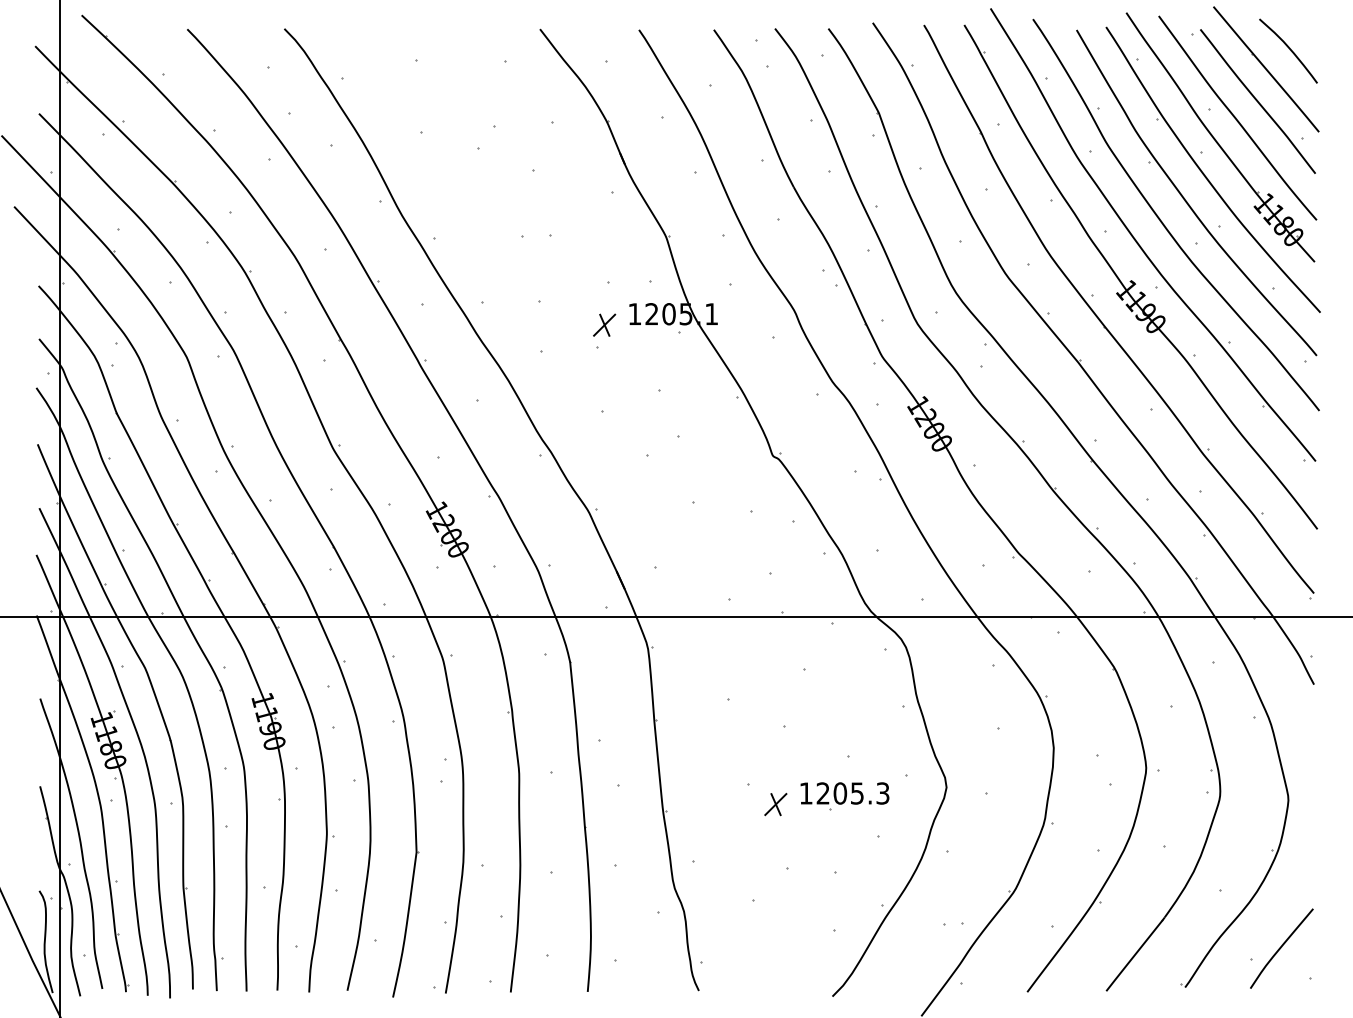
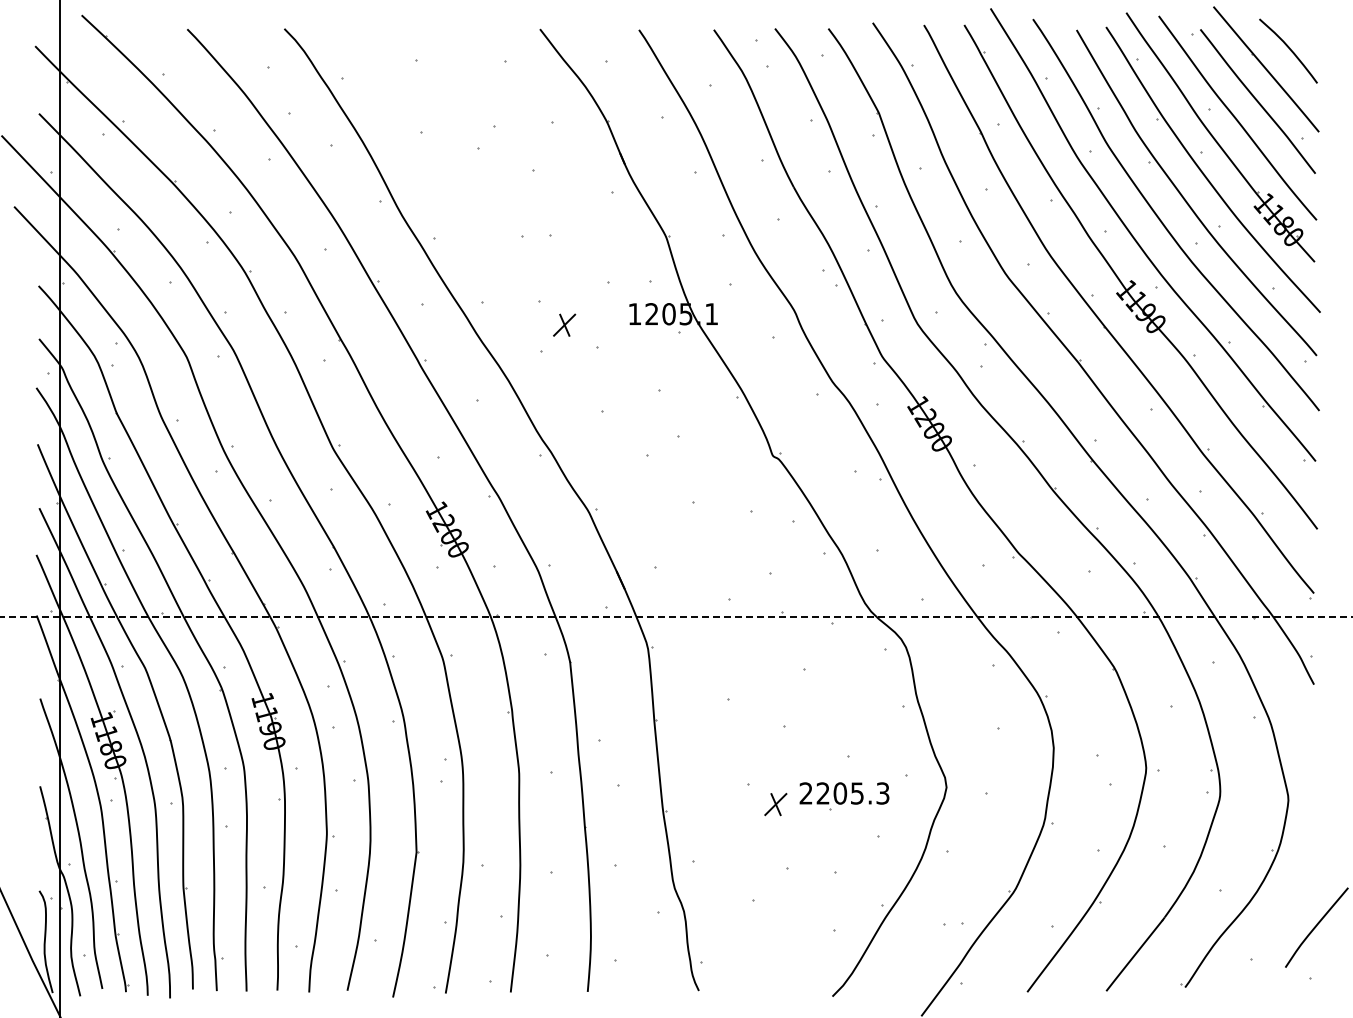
part position: (604, 324) -> (564, 324) (564, 324)
line: solid -> dashed (677, 617)
text: 1205.3 -> 2205.3 (805, 793)
curve position: (1281, 948) -> (1316, 927) (1316, 927)
